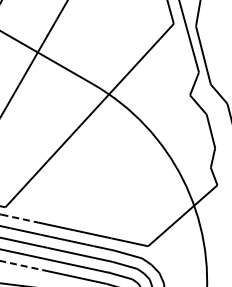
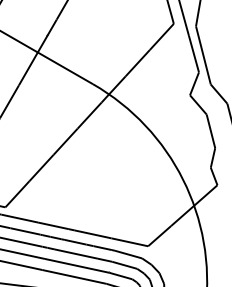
line: dashed -> solid (19, 218)
line: dashed -> solid (21, 265)
